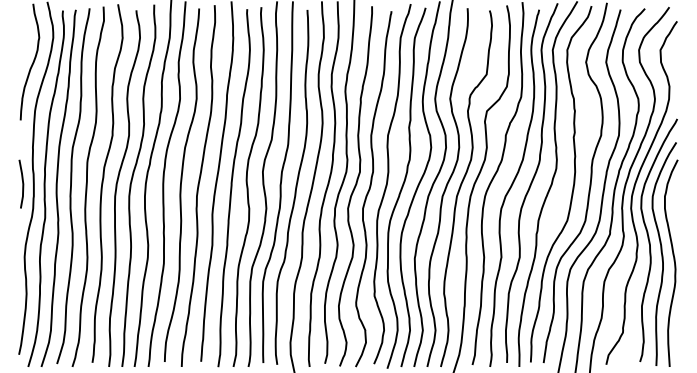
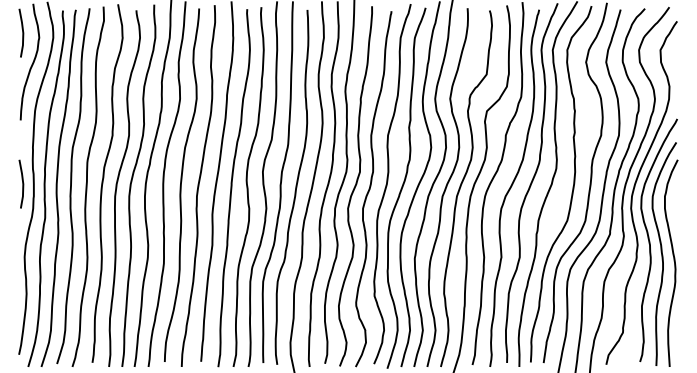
line: none -> present (22, 32)
